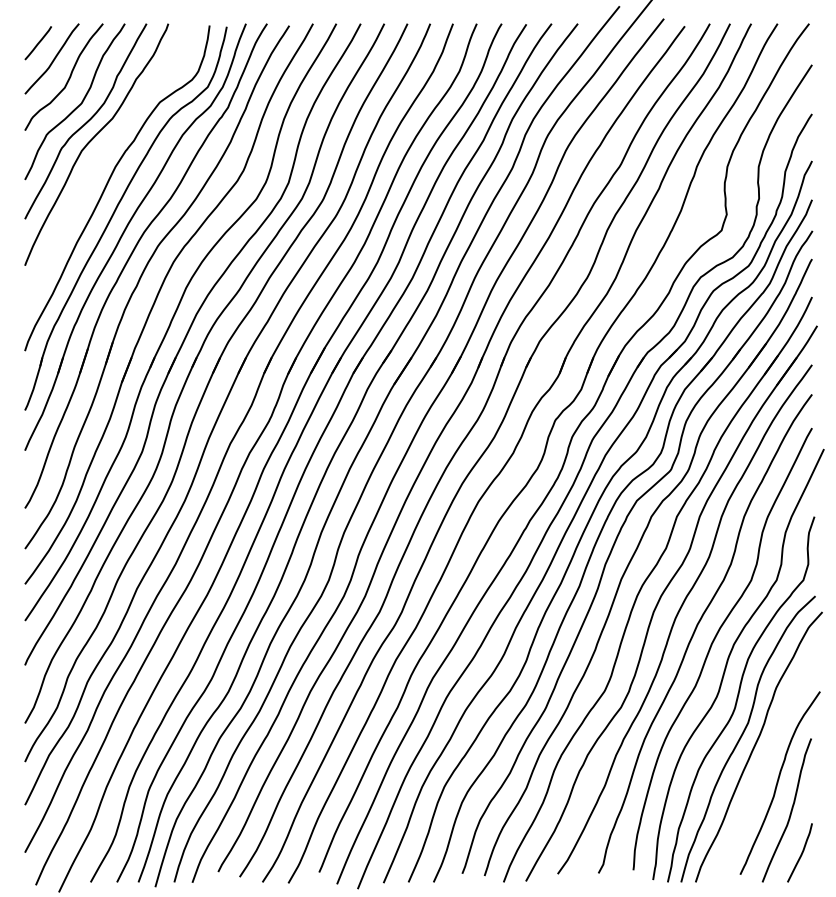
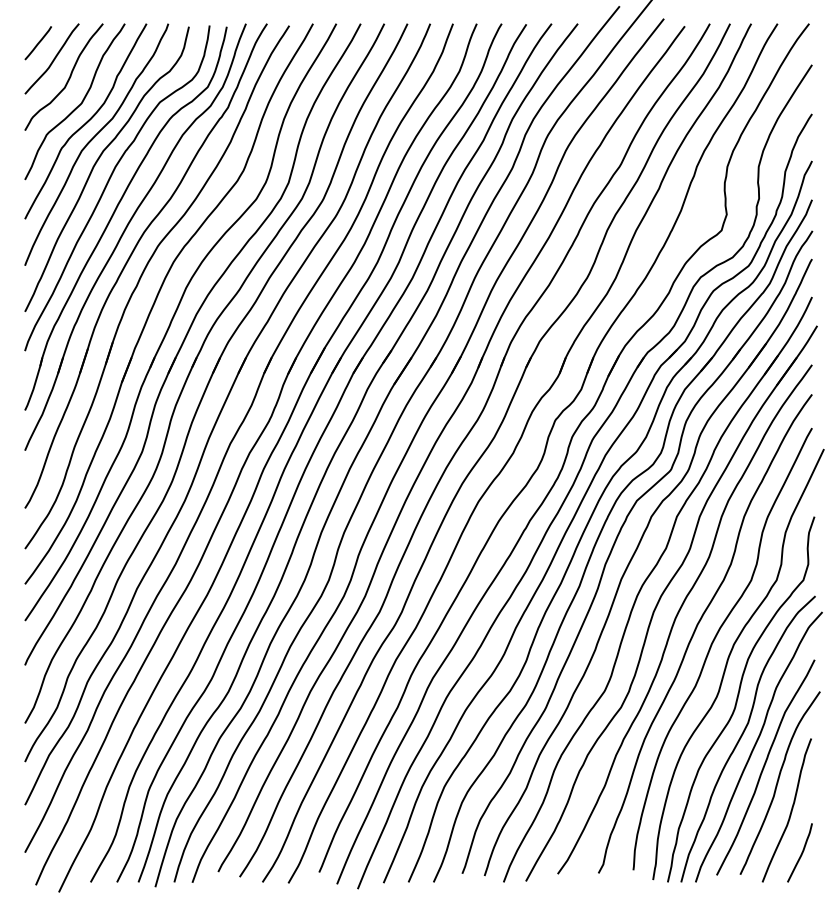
curve: none -> present (96, 164)
curve: none -> present (764, 767)
